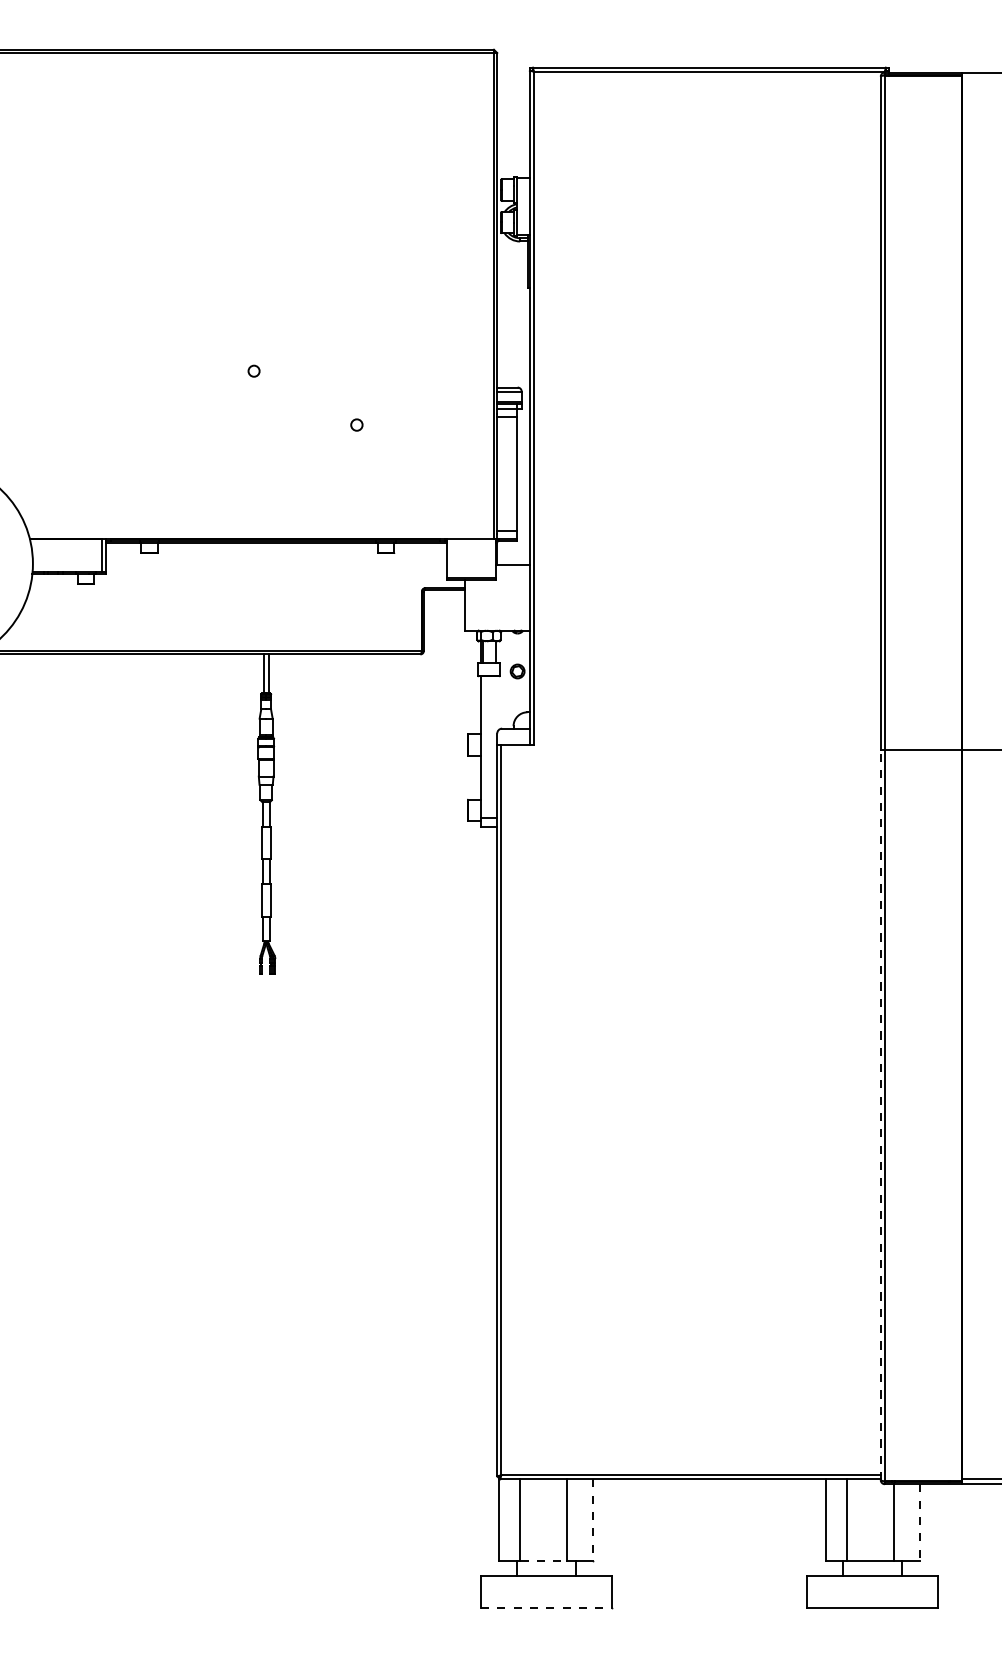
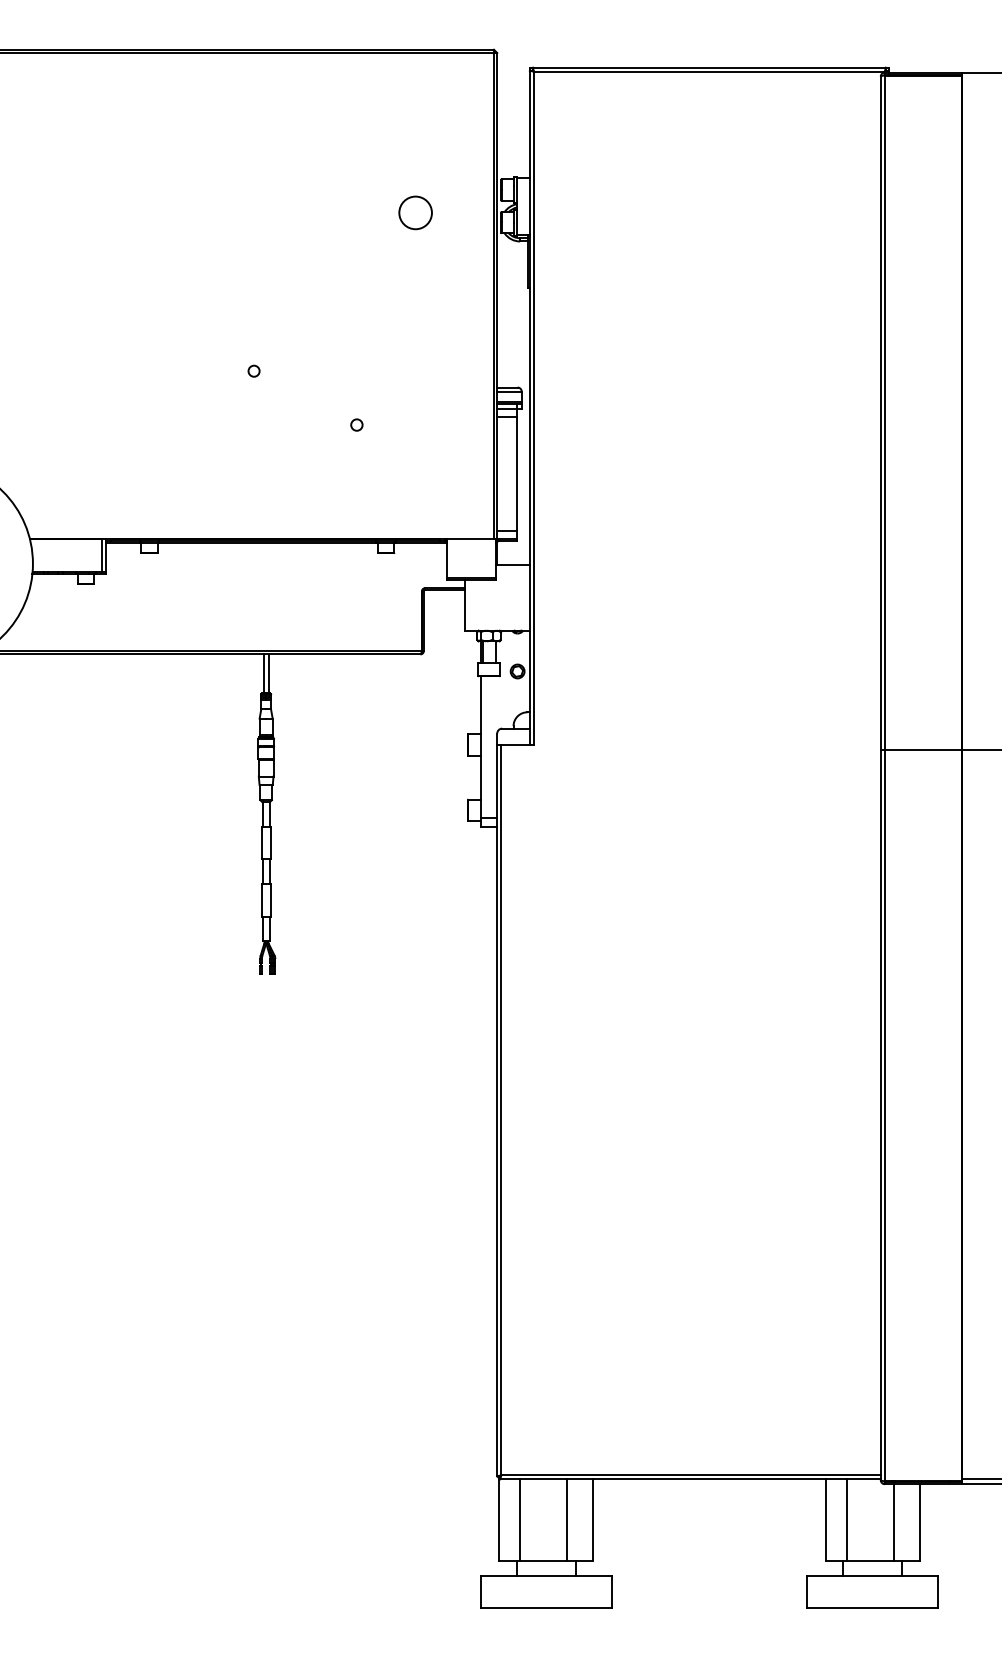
circle: none -> present (415, 212)
line: dashed -> solid (880, 1114)
line: dashed -> solid (593, 1520)
line: dashed -> solid (919, 1523)
line: dashed -> solid (543, 1560)
line: dashed -> solid (546, 1608)
